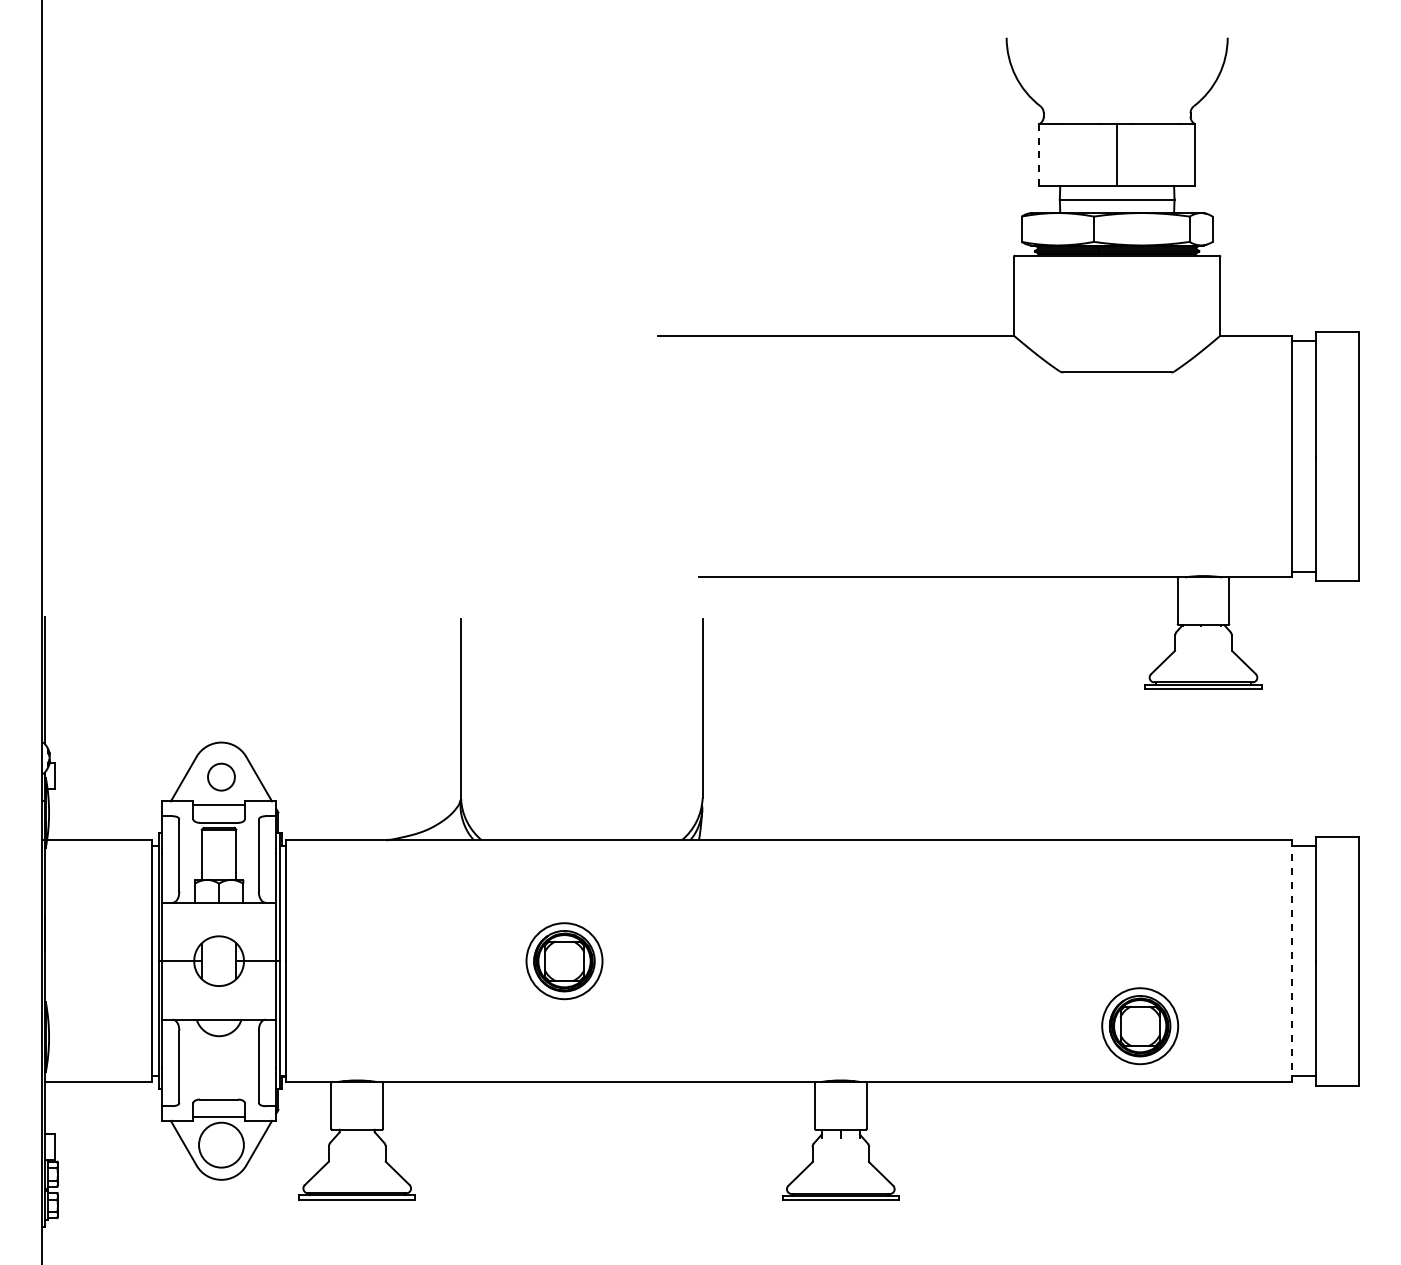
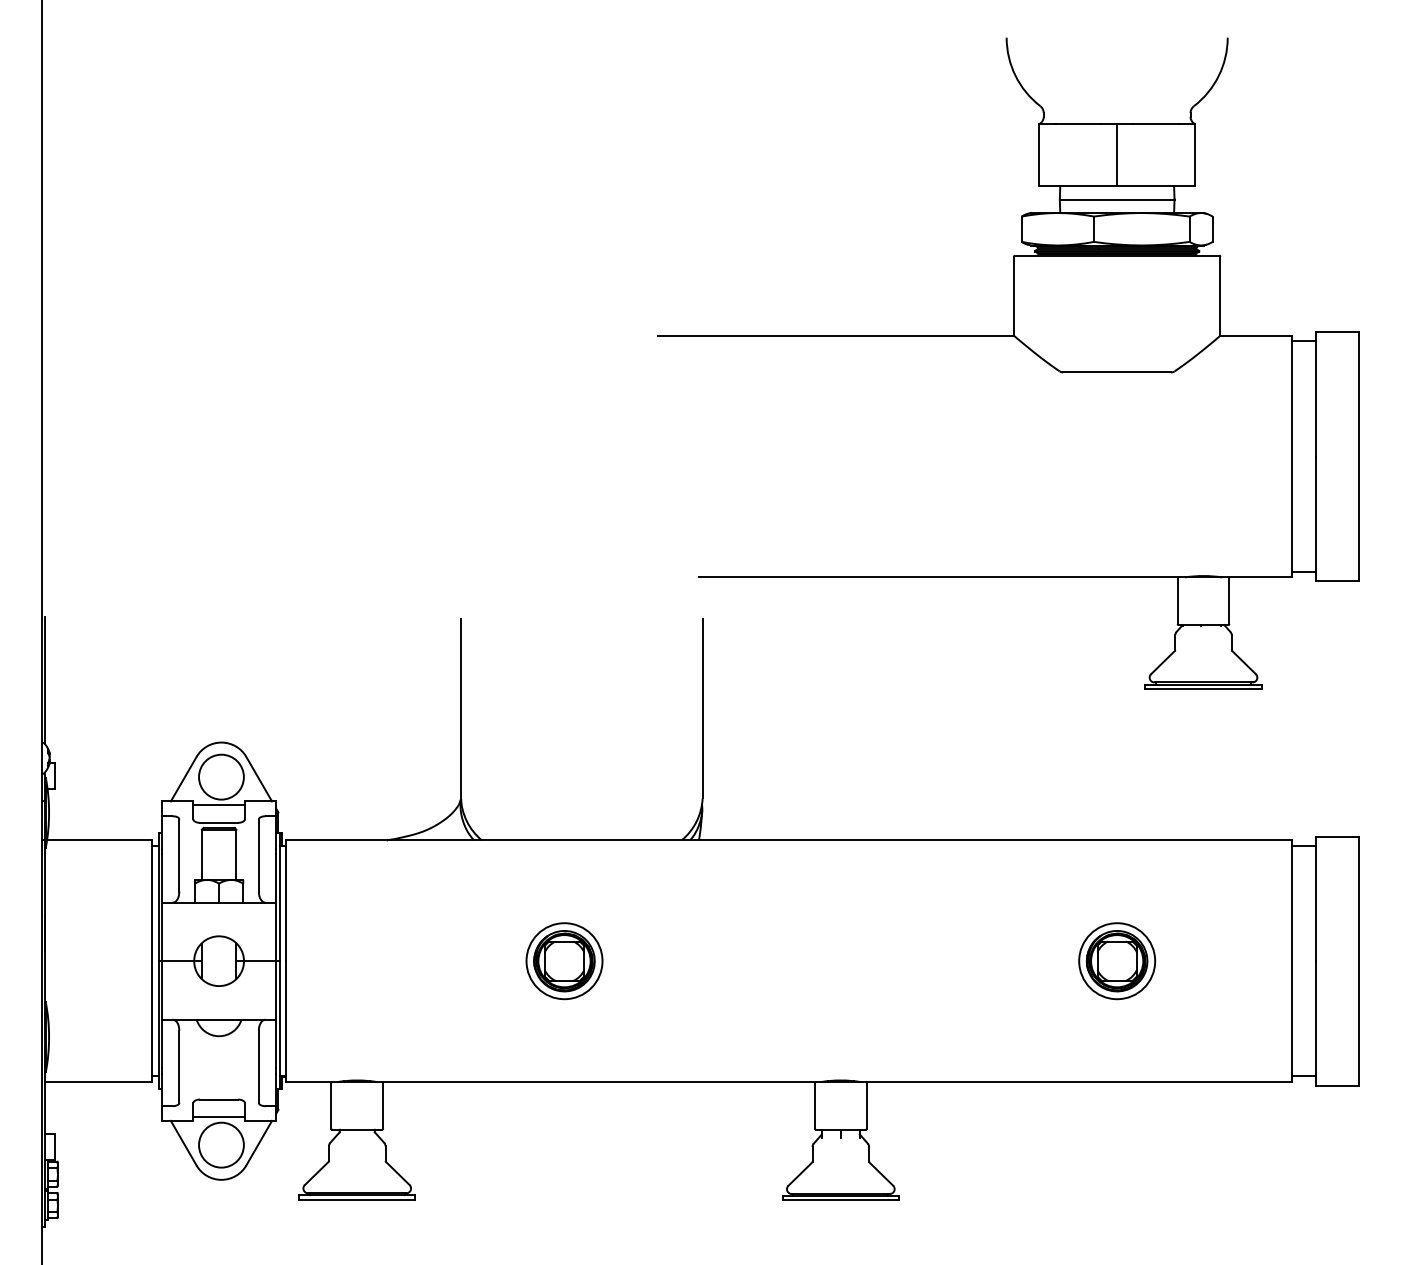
line: dashed -> solid (1039, 154)
circle diameter: 27 px -> 45 px (221, 776)
line: dashed -> solid (1292, 961)
part position: (1140, 1026) -> (1117, 961) (1117, 961)
